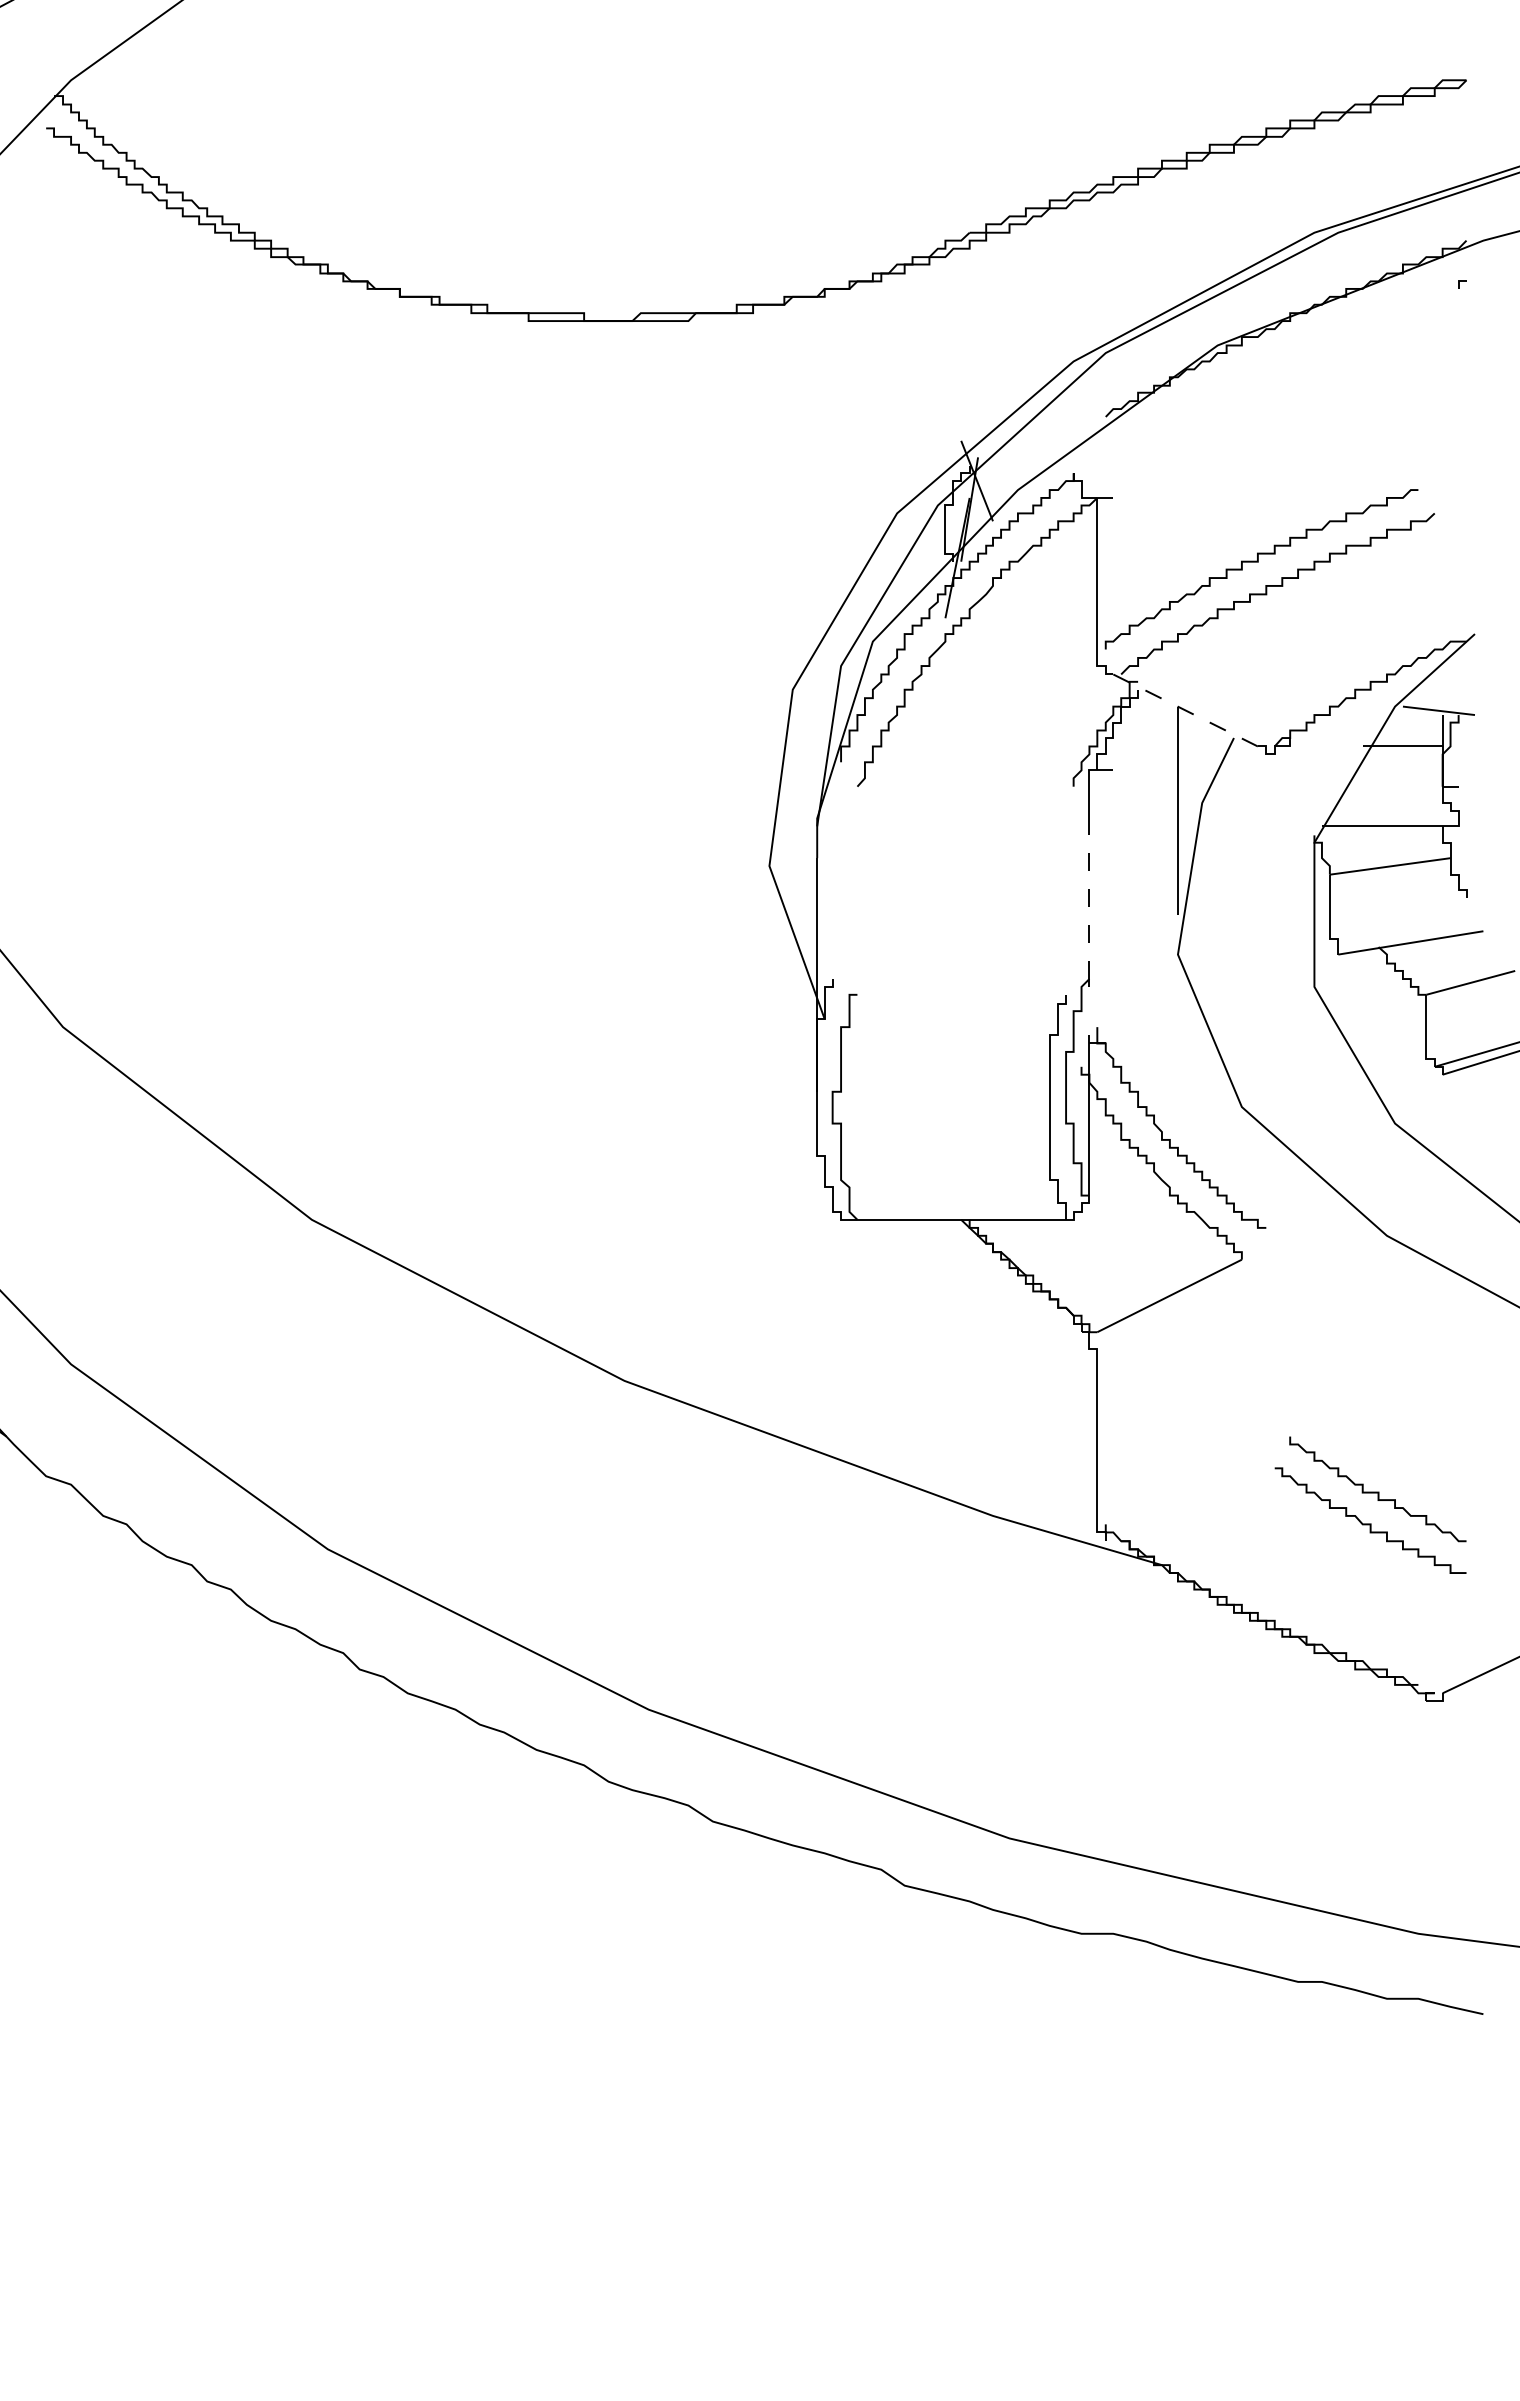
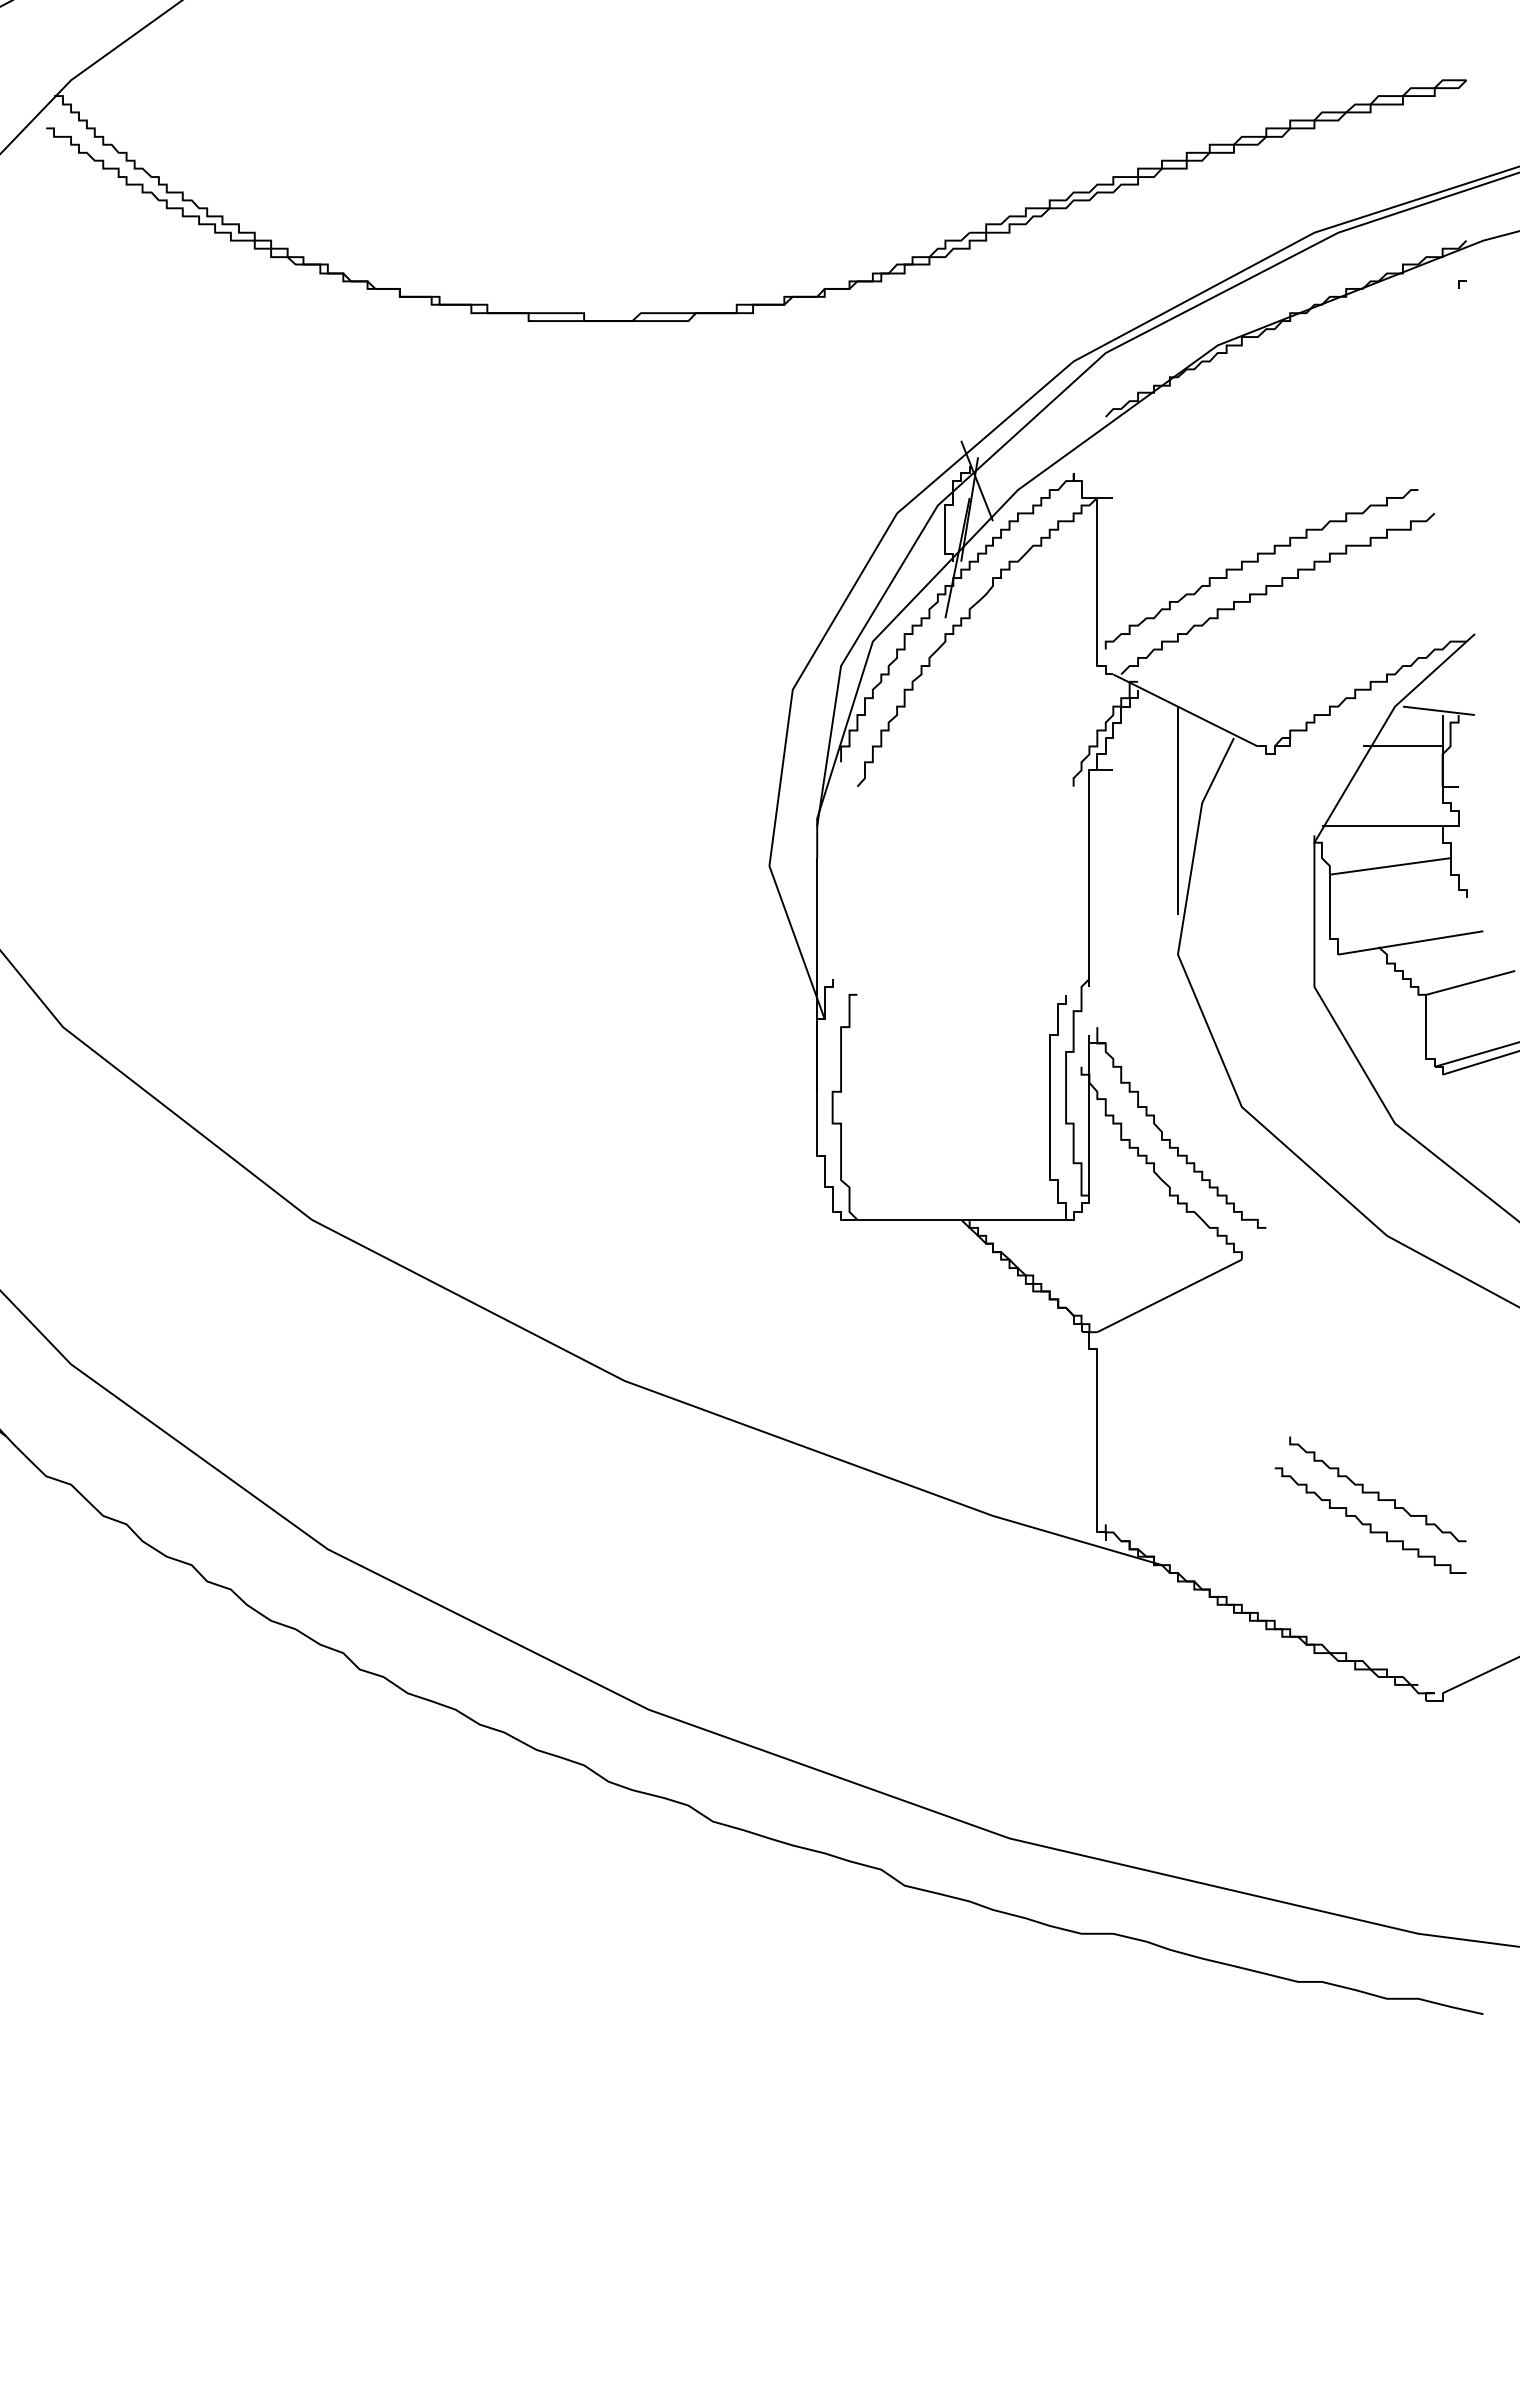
line: dashed -> solid (1185, 710)
line: dashed -> solid (1089, 902)
